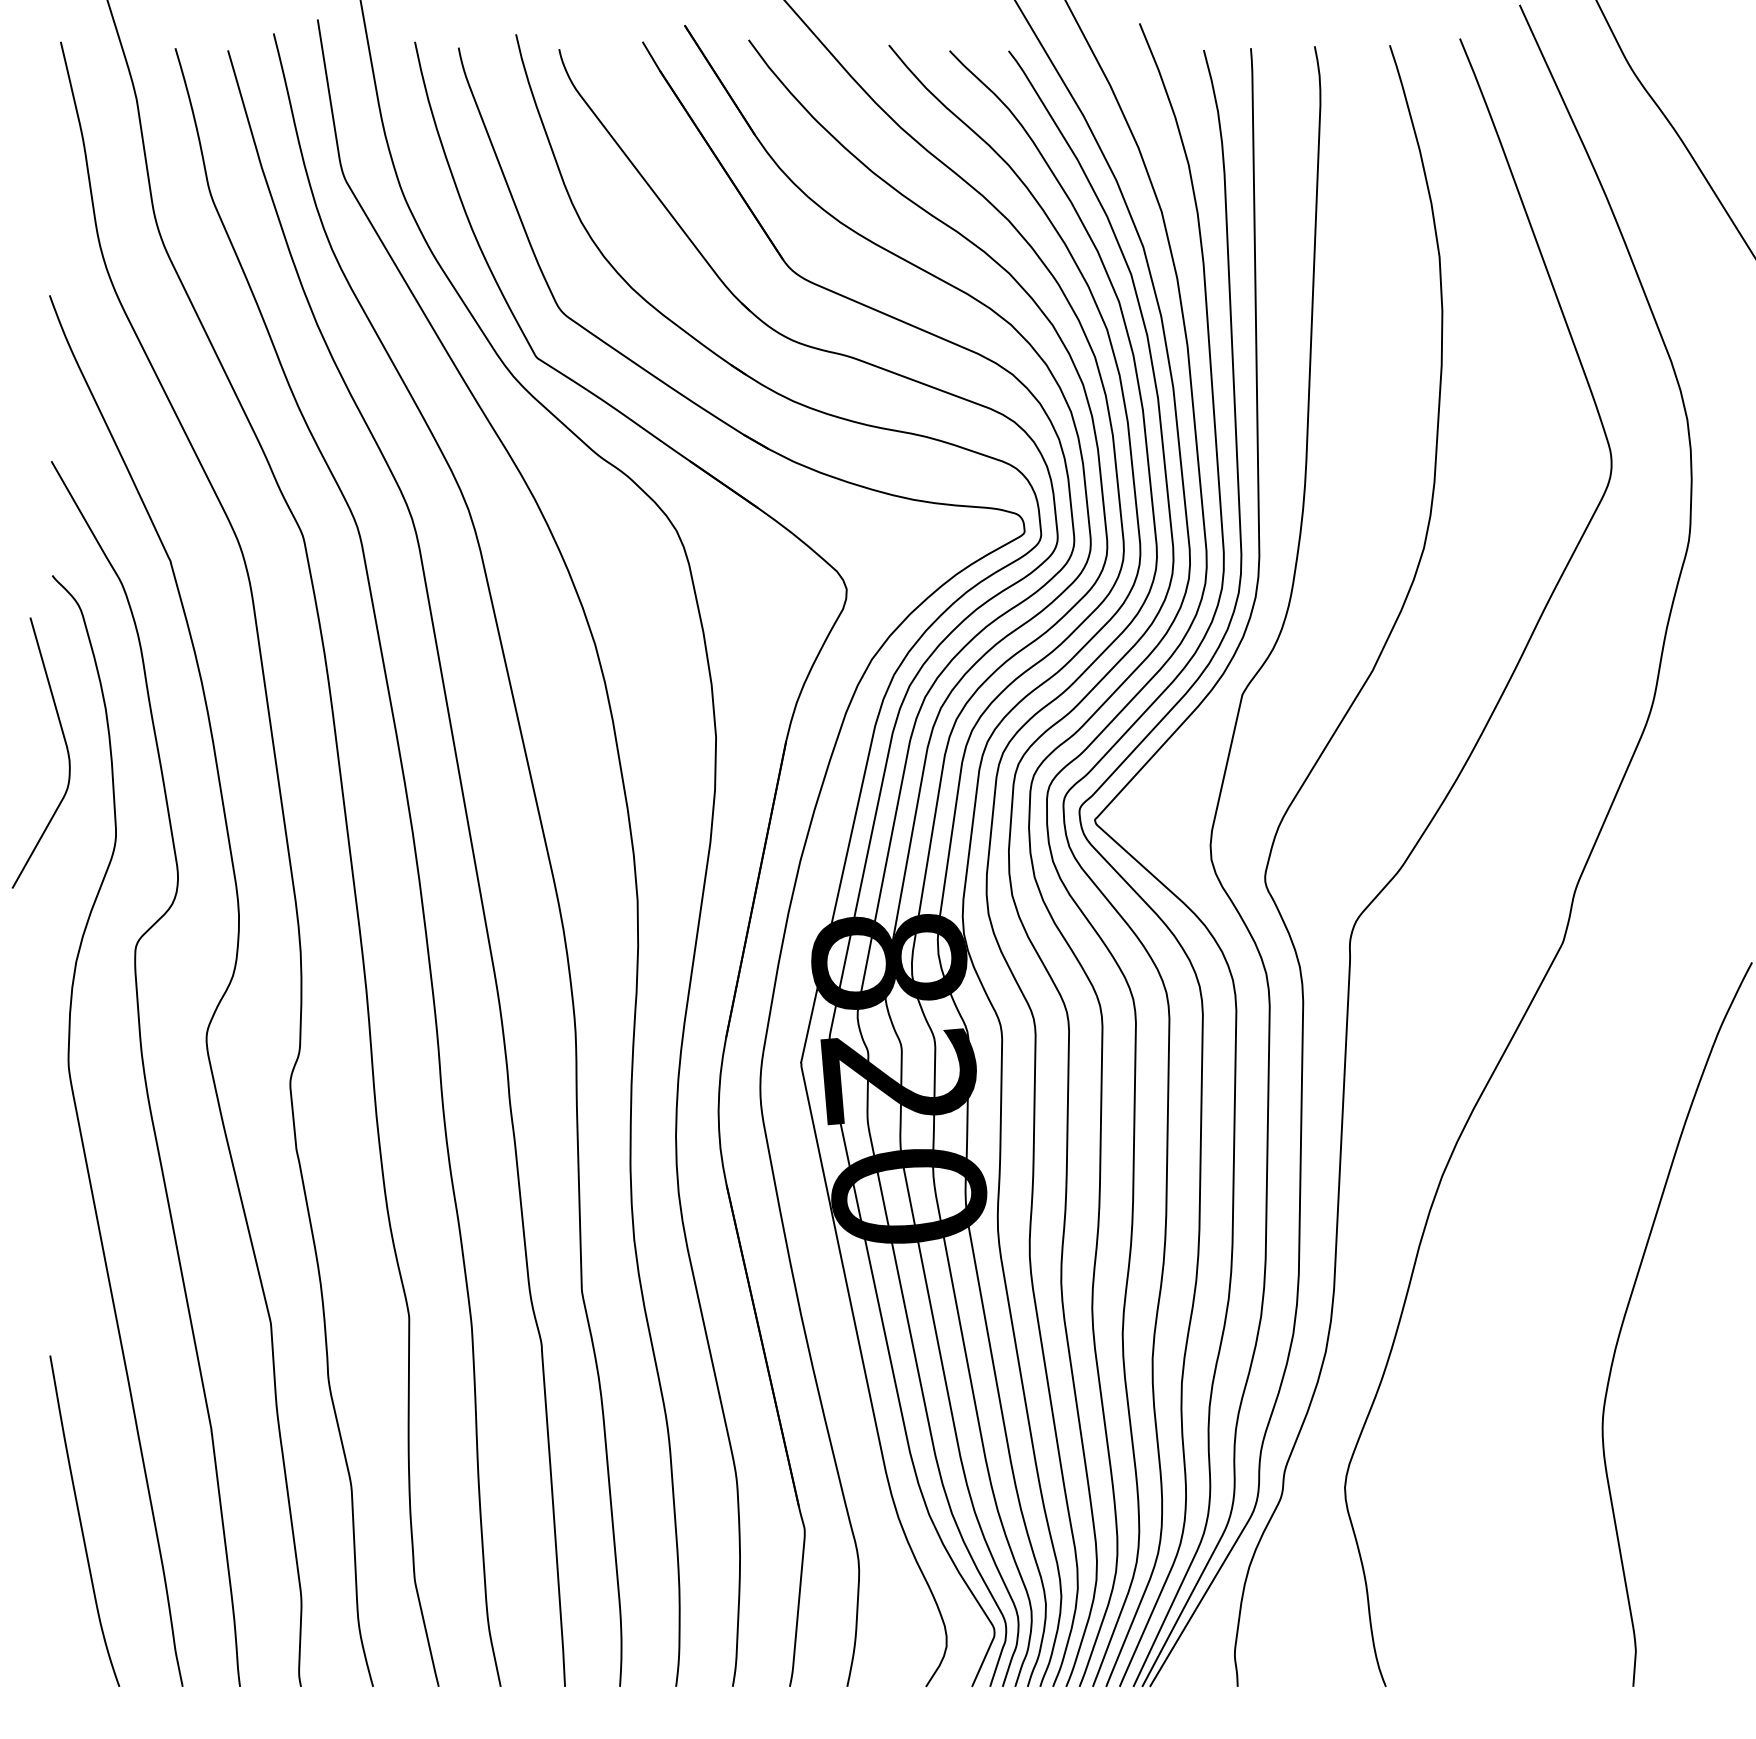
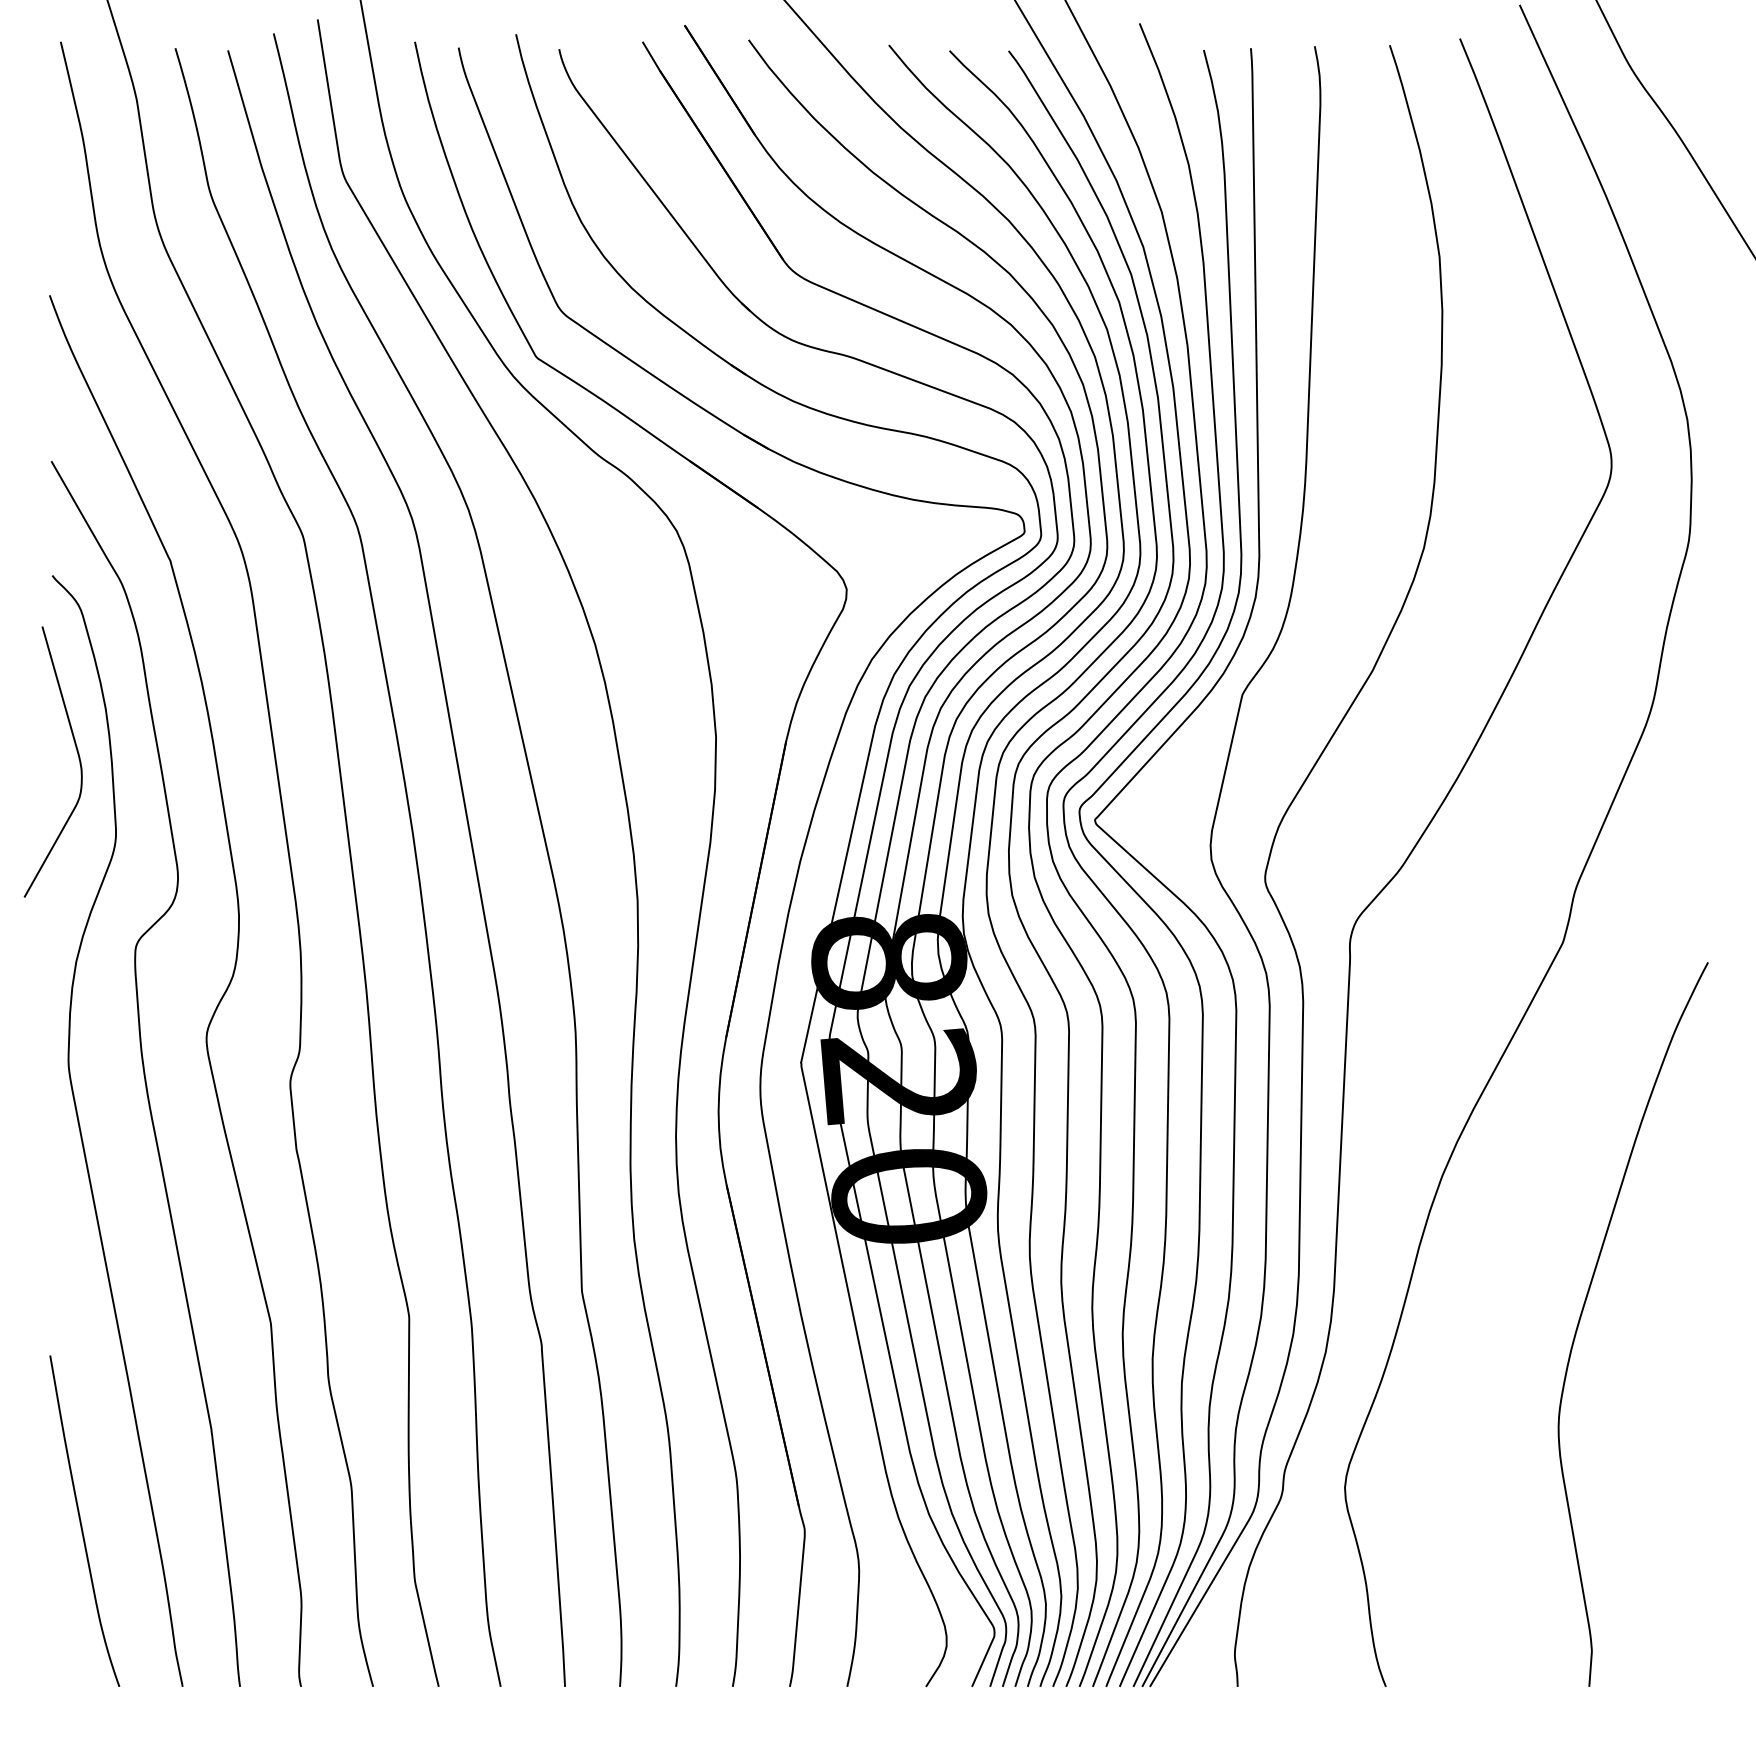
curve position: (65, 745) -> (77, 754) (77, 754)
curve position: (1627, 1311) -> (1583, 1311) (1583, 1311)
